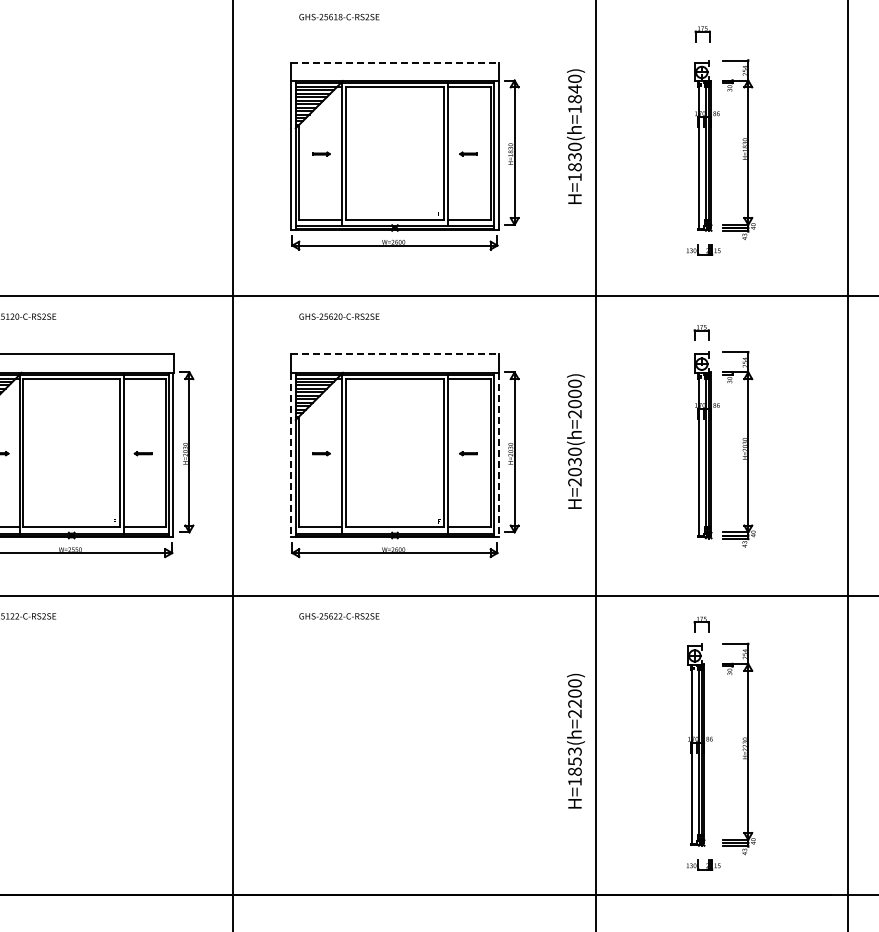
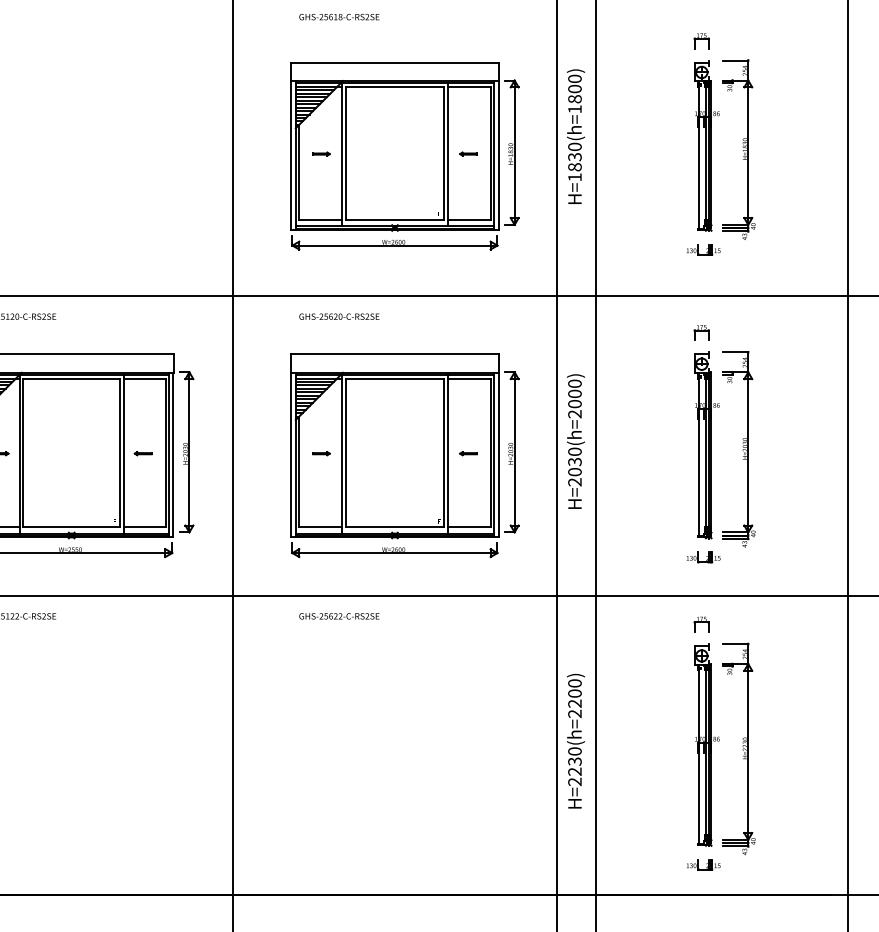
part position: (702, 34) -> (701, 41) (701, 41)
line: dashed -> solid (394, 62)
text: H=1830(h=1840) -> H=1830(h=1800) (574, 88)
line: dashed -> solid (394, 354)
line: dashed -> solid (291, 455)
line: dashed -> solid (498, 455)
line: none -> present (556, 465)
part: none -> present (703, 557)
part position: (699, 744) -> (706, 744) (706, 744)
text: H=1853(h=2200) -> H=2230(h=2200) (574, 766)
